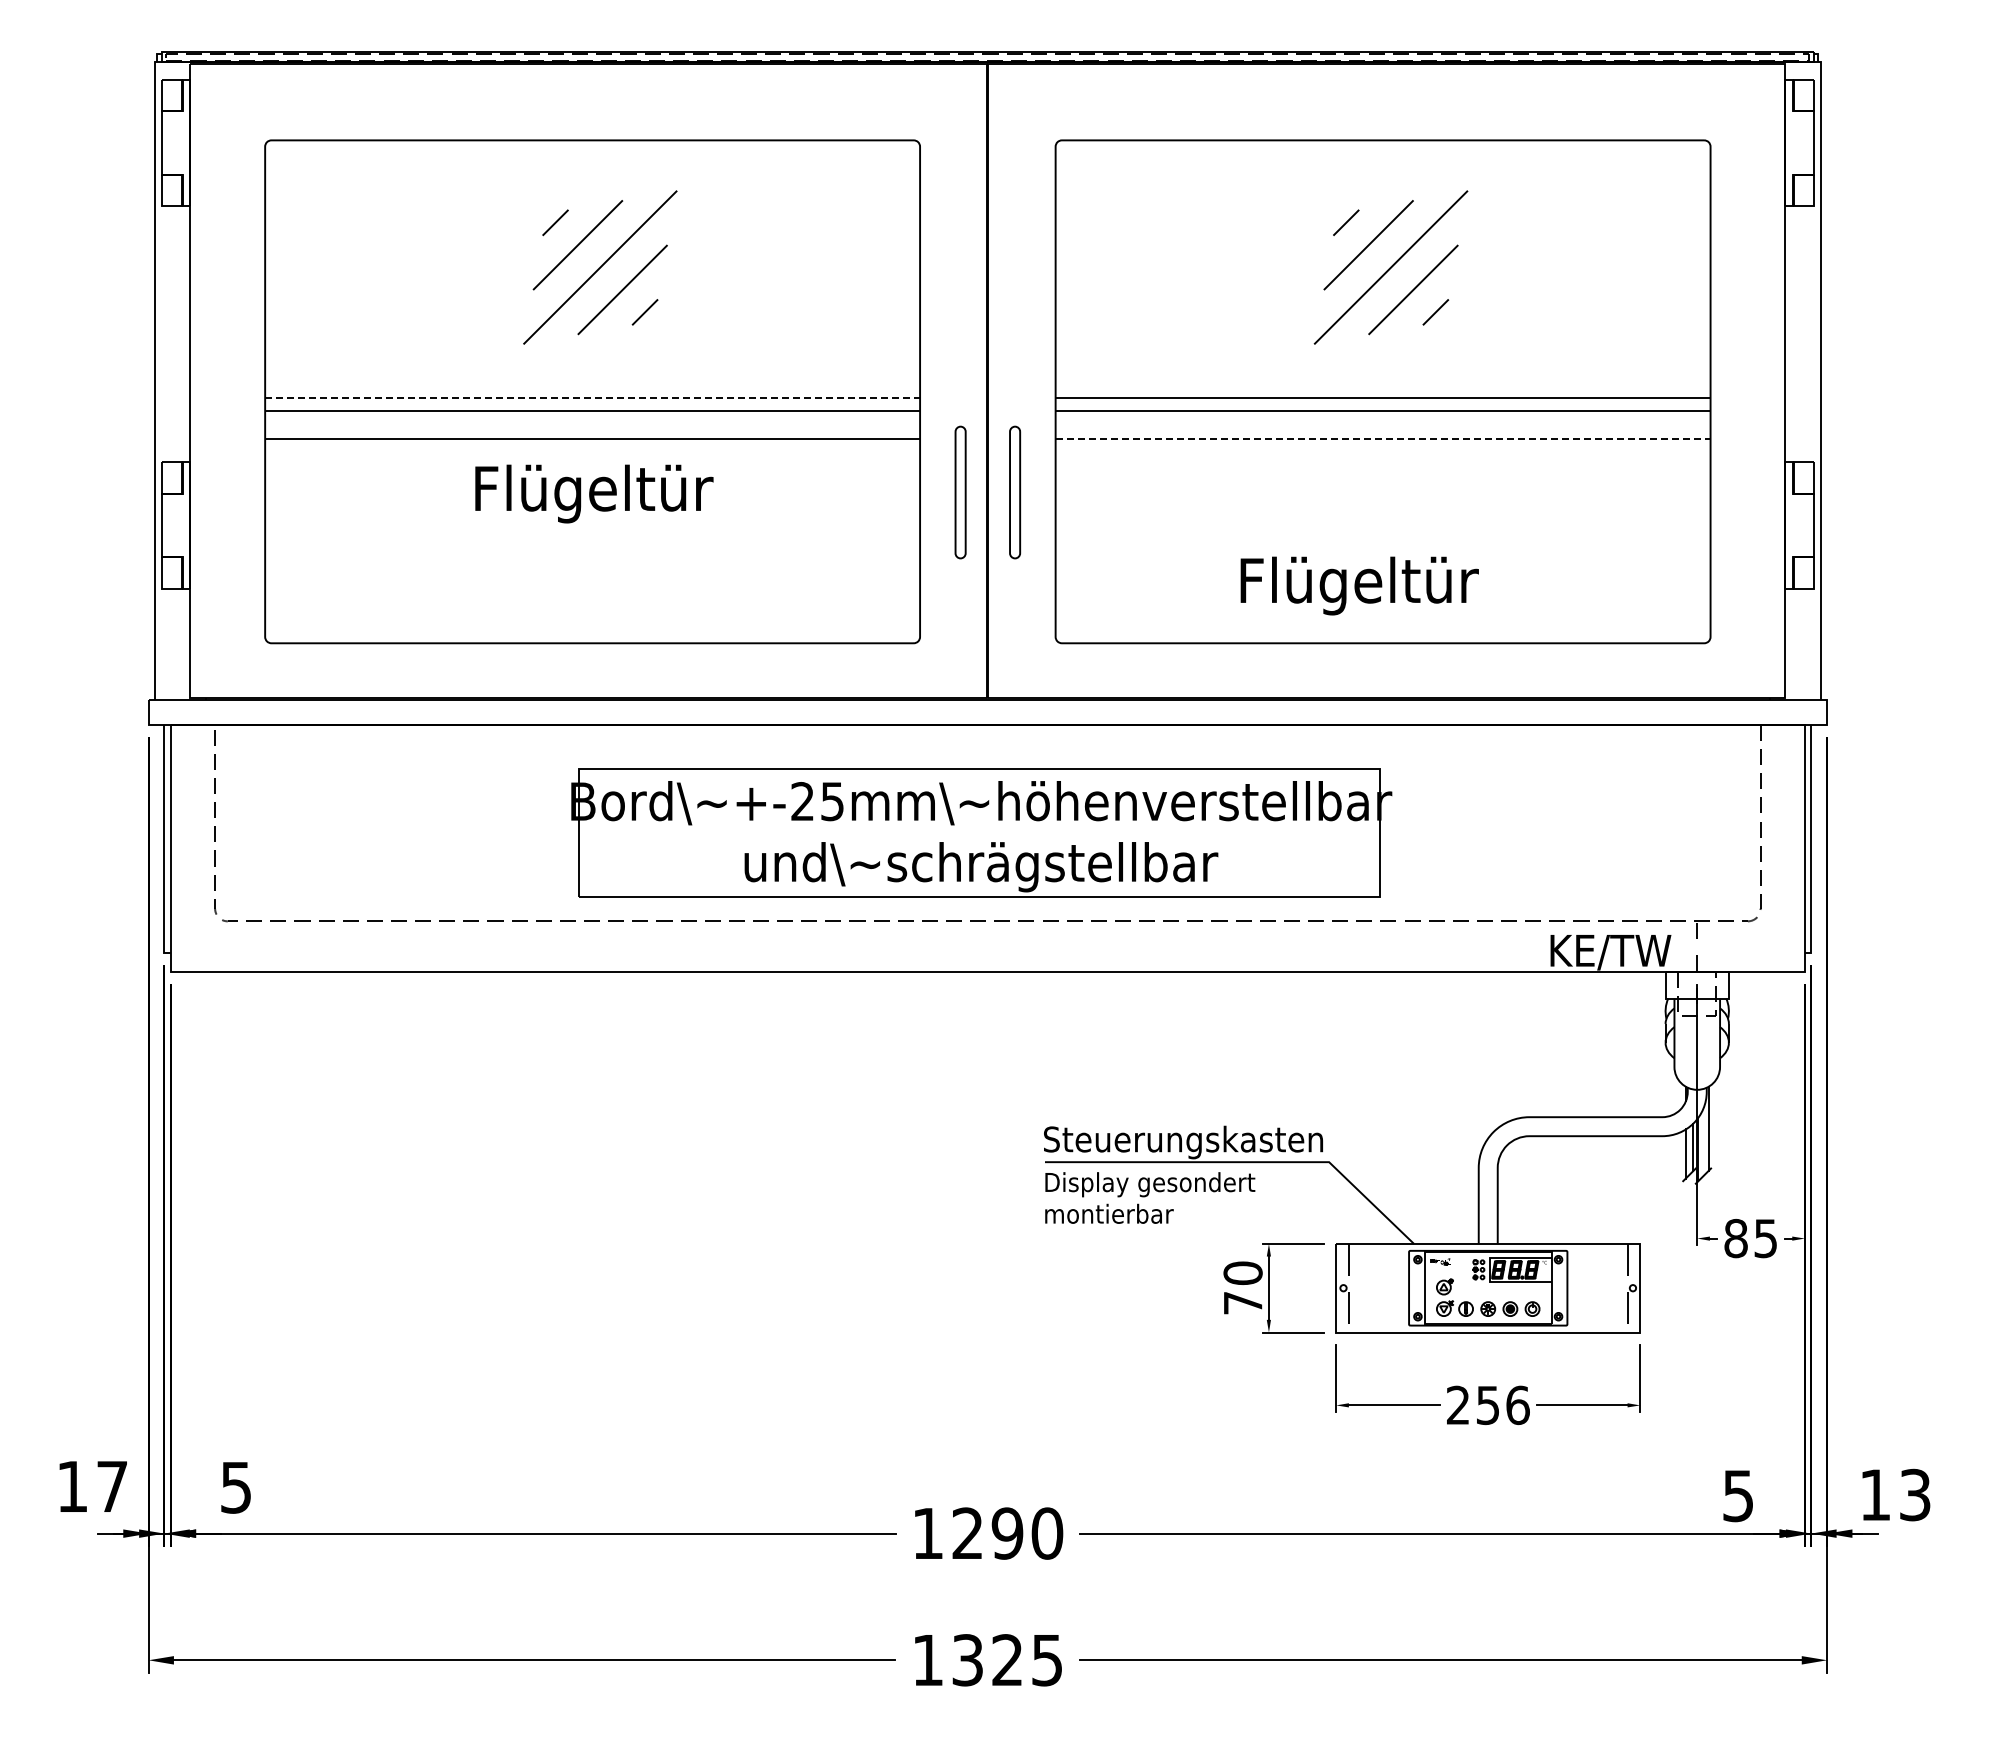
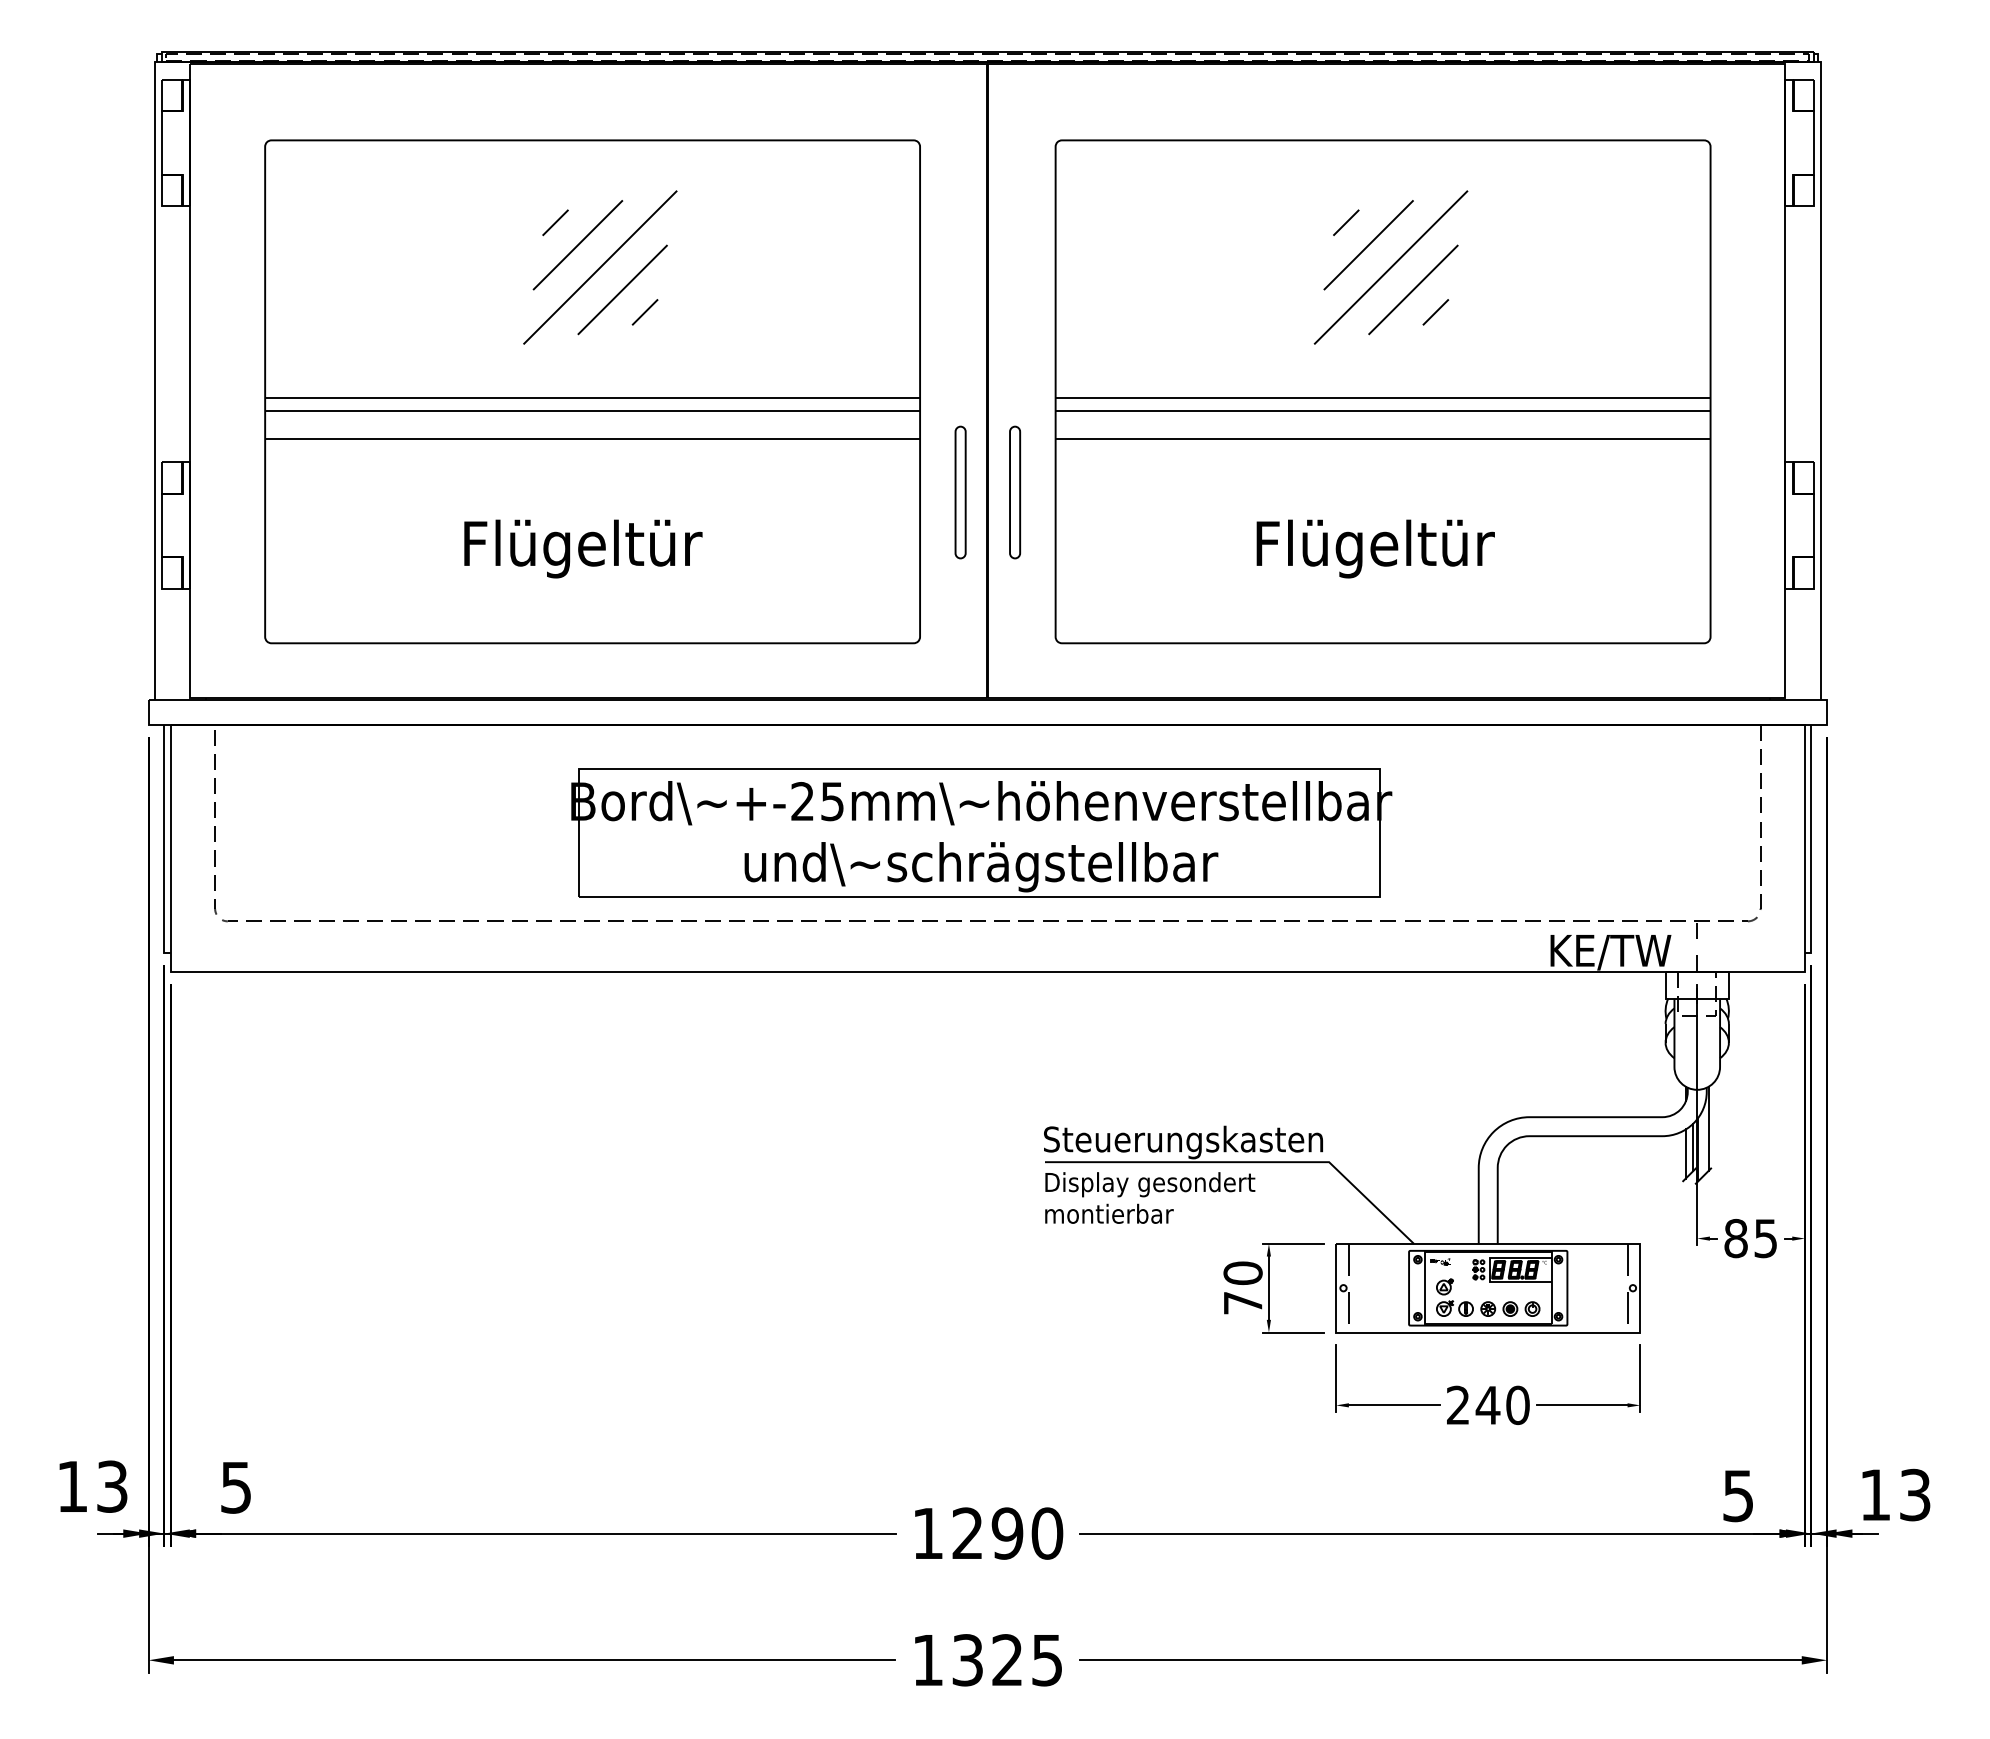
line: dashed -> solid (593, 398)
line: dashed -> solid (1383, 438)
text position: (594, 493) -> (583, 548) (583, 548)
text position: (1359, 585) -> (1375, 548) (1375, 548)
text: 256 -> 240 (1502, 1405)
text: 17 -> 13 (112, 1486)
